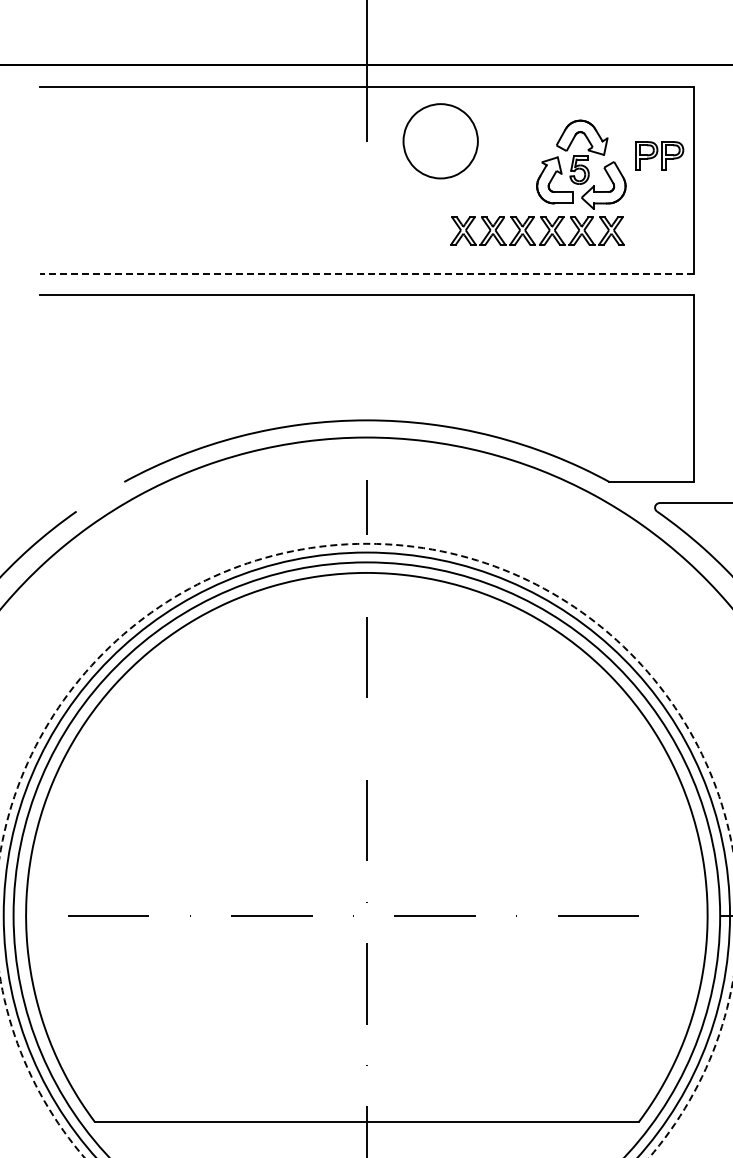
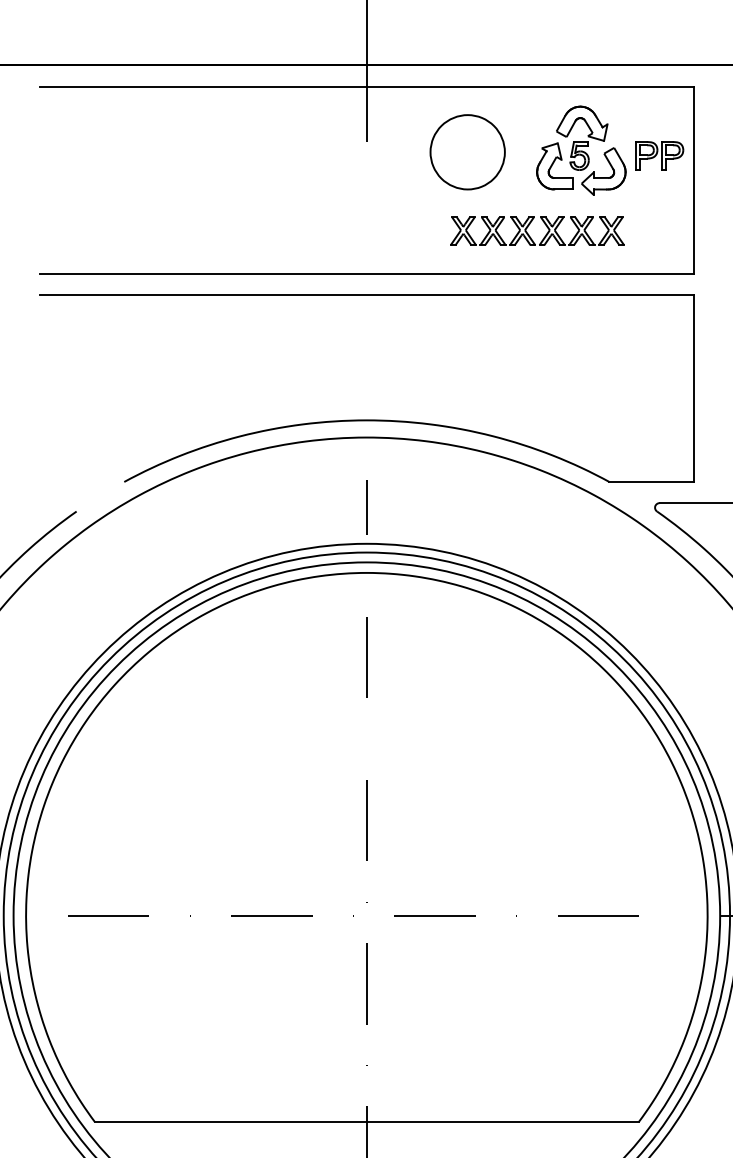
part position: (440, 141) -> (467, 152) (467, 152)
part position: (581, 164) -> (581, 150) (581, 150)
line: dashed -> solid (366, 273)
circle: dashed -> solid (366, 850)
